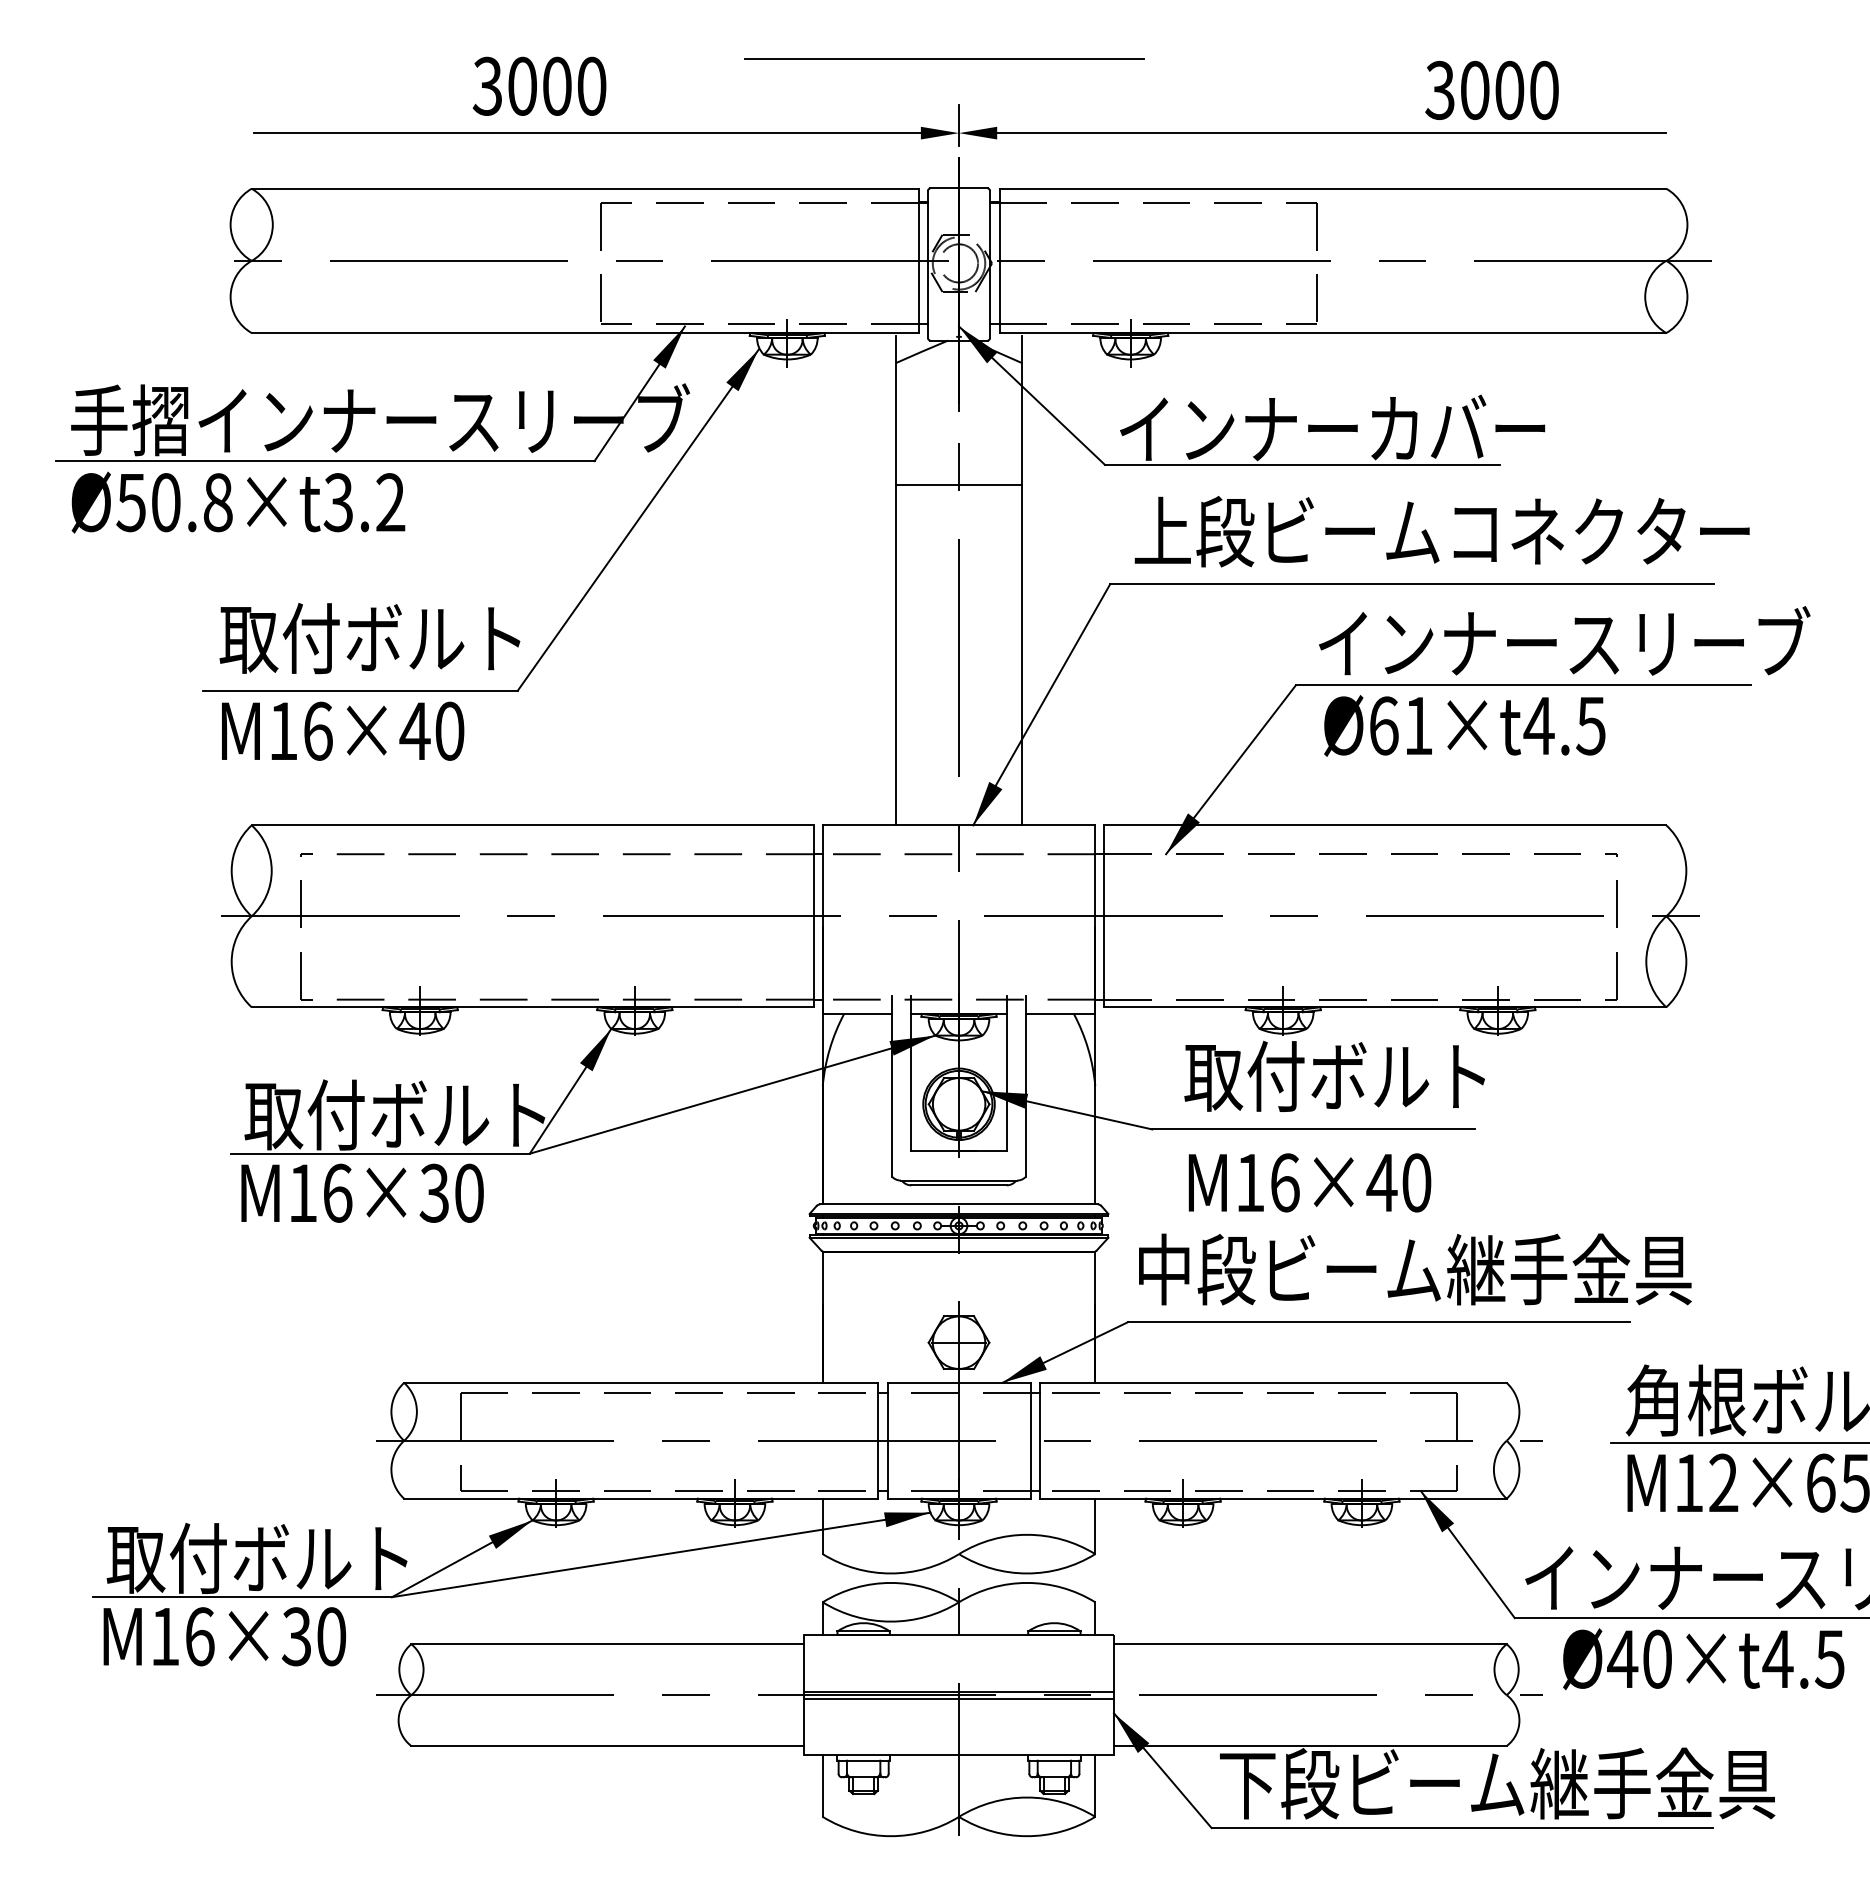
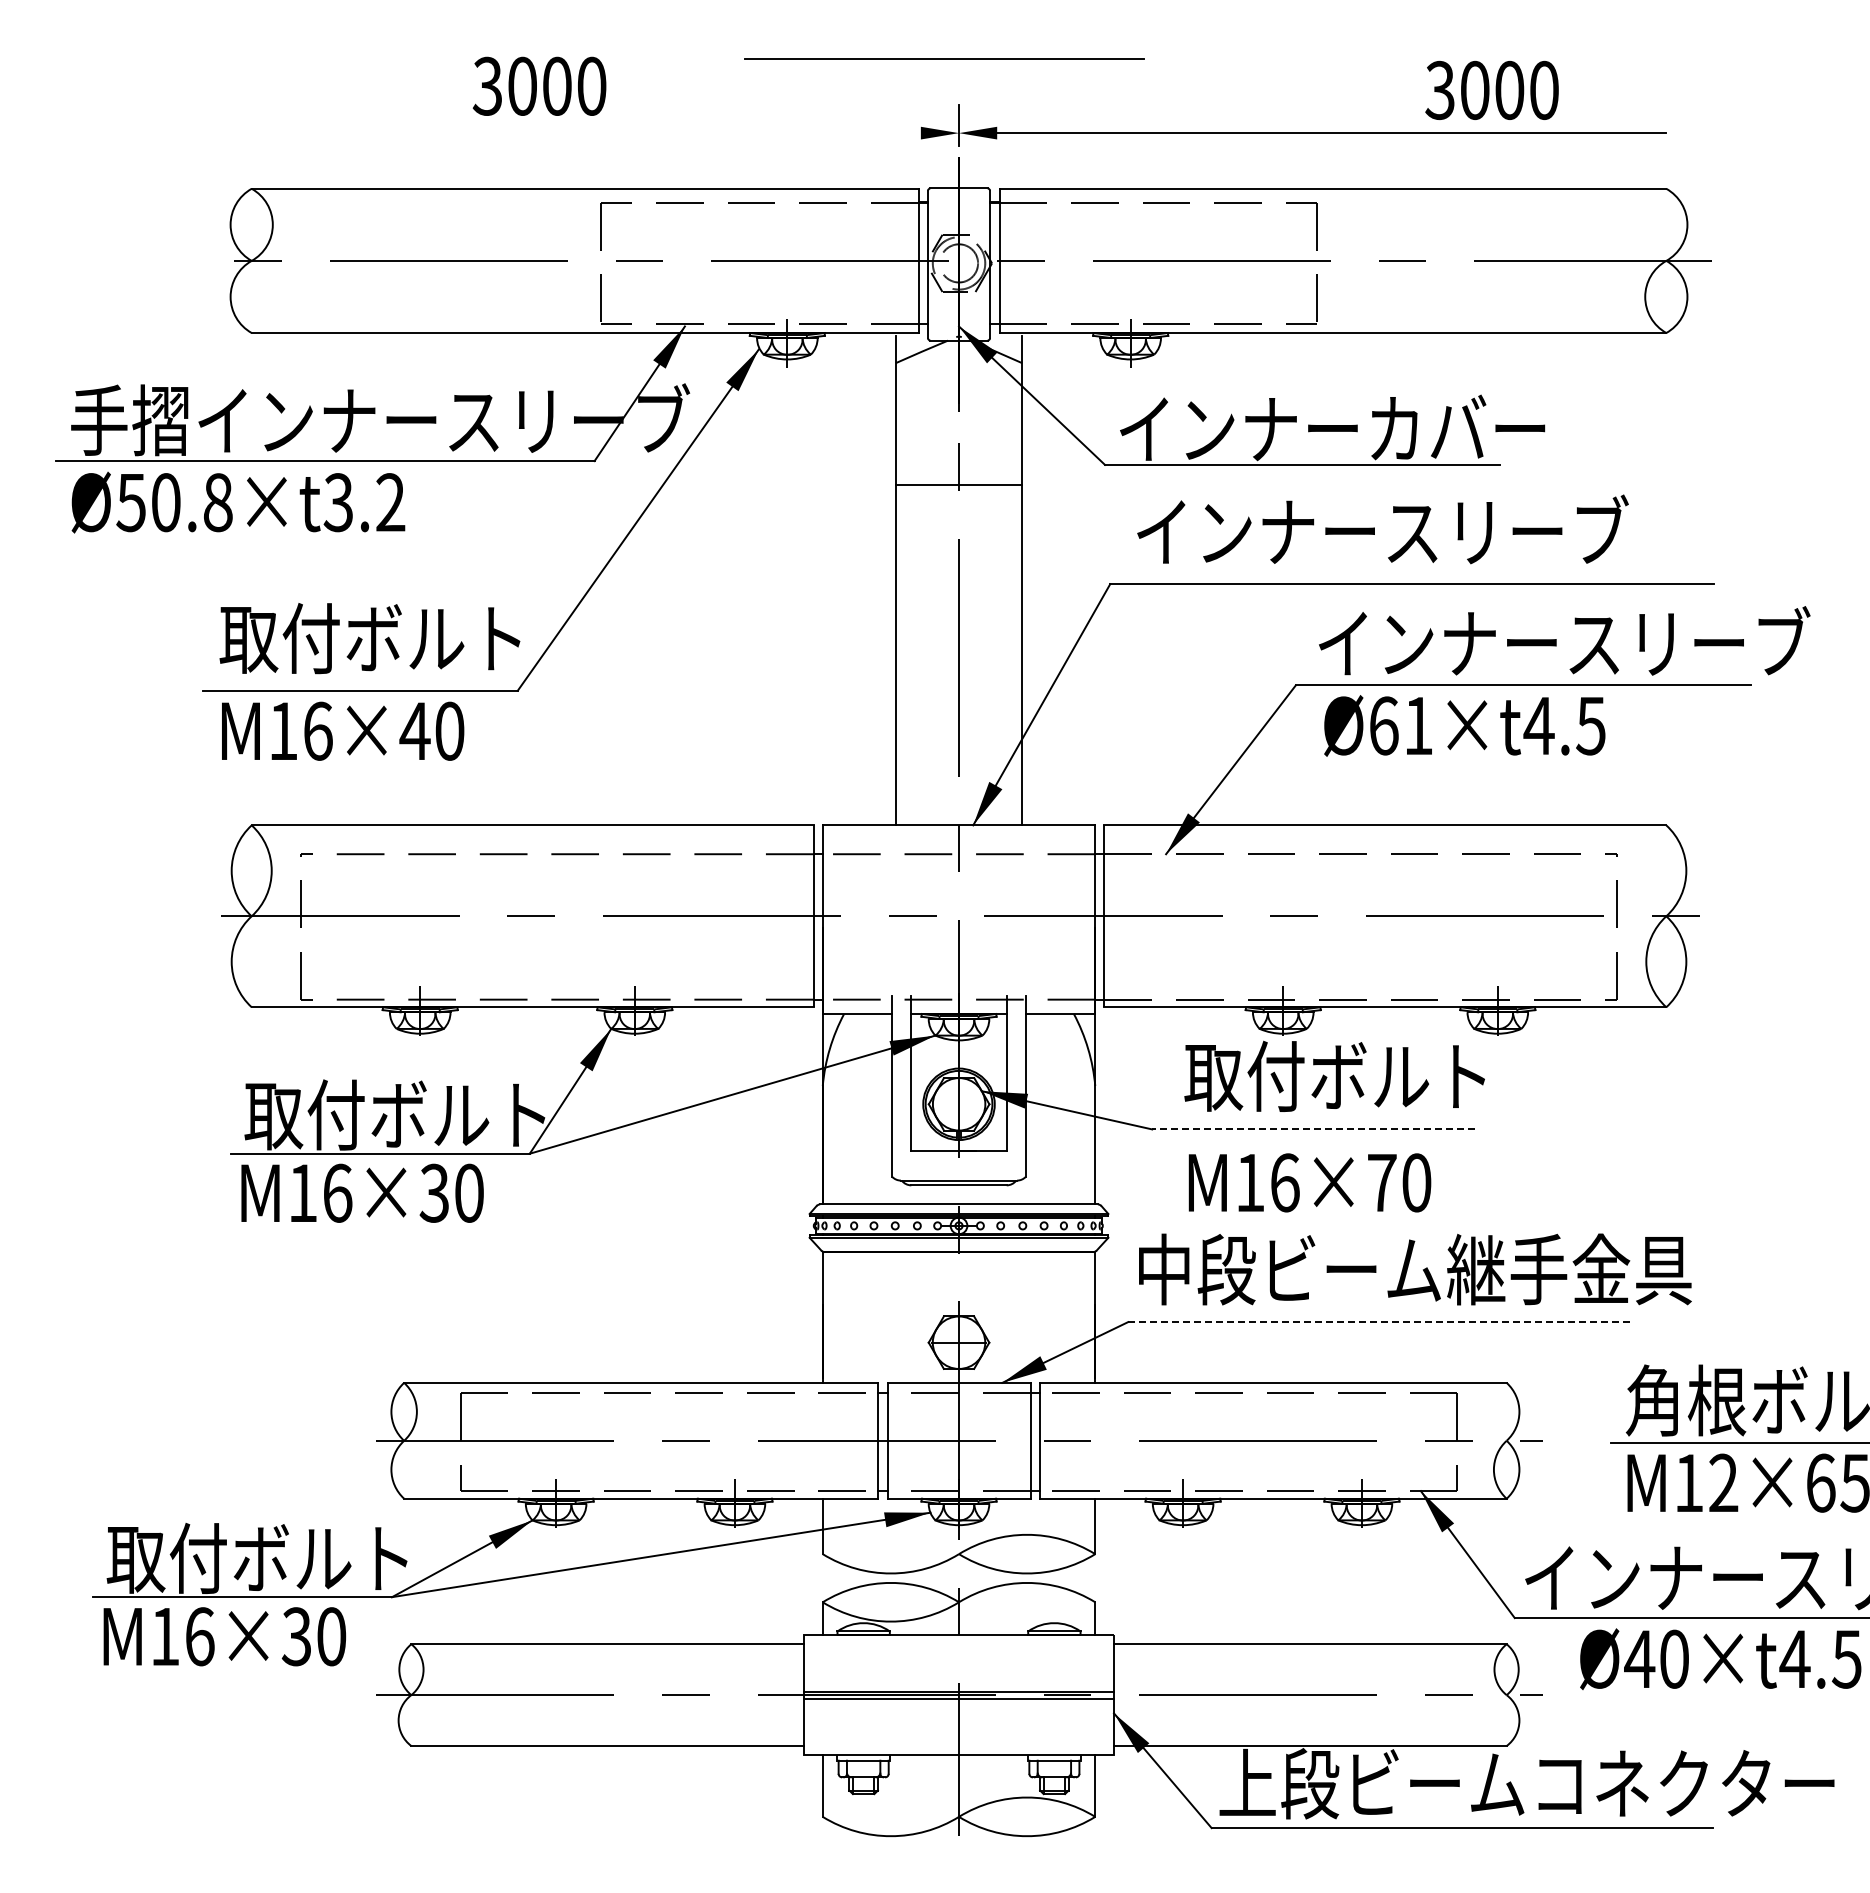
line: present -> none (592, 133)
text: 上段ビームコネクター -> インナースリーブ (1441, 530)
line: solid -> dashed (1313, 1129)
text: M16×40 -> M16×70 (1381, 1182)
line: solid -> dashed (1378, 1322)
text position: (1703, 1658) -> (1720, 1658) (1720, 1658)
text: 下段ビーム継手金具 -> 上段ビームコネクター (1526, 1783)
